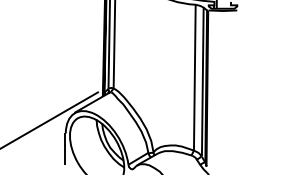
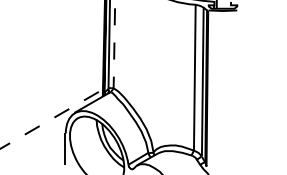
line: solid -> dashed (114, 47)
line: solid -> dashed (49, 120)
